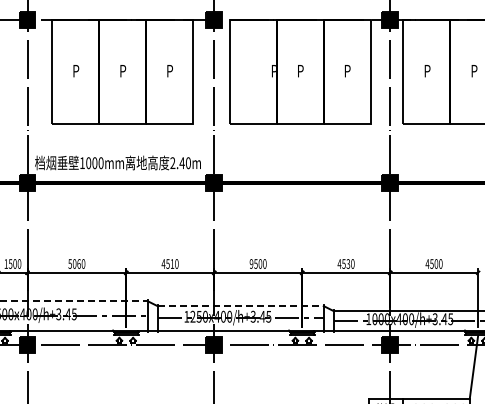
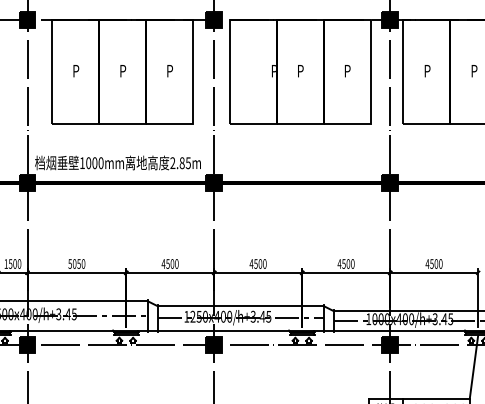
text: 2.40m -> 2.85m (184, 163)
text: 5060 -> 5050 (78, 263)
text: 4510 -> 4500 (172, 263)
text: 9500 -> 4500 (251, 263)
text: 4530 -> 4500 (348, 263)
line: dashed -> solid (74, 301)
line: dashed -> solid (241, 306)
